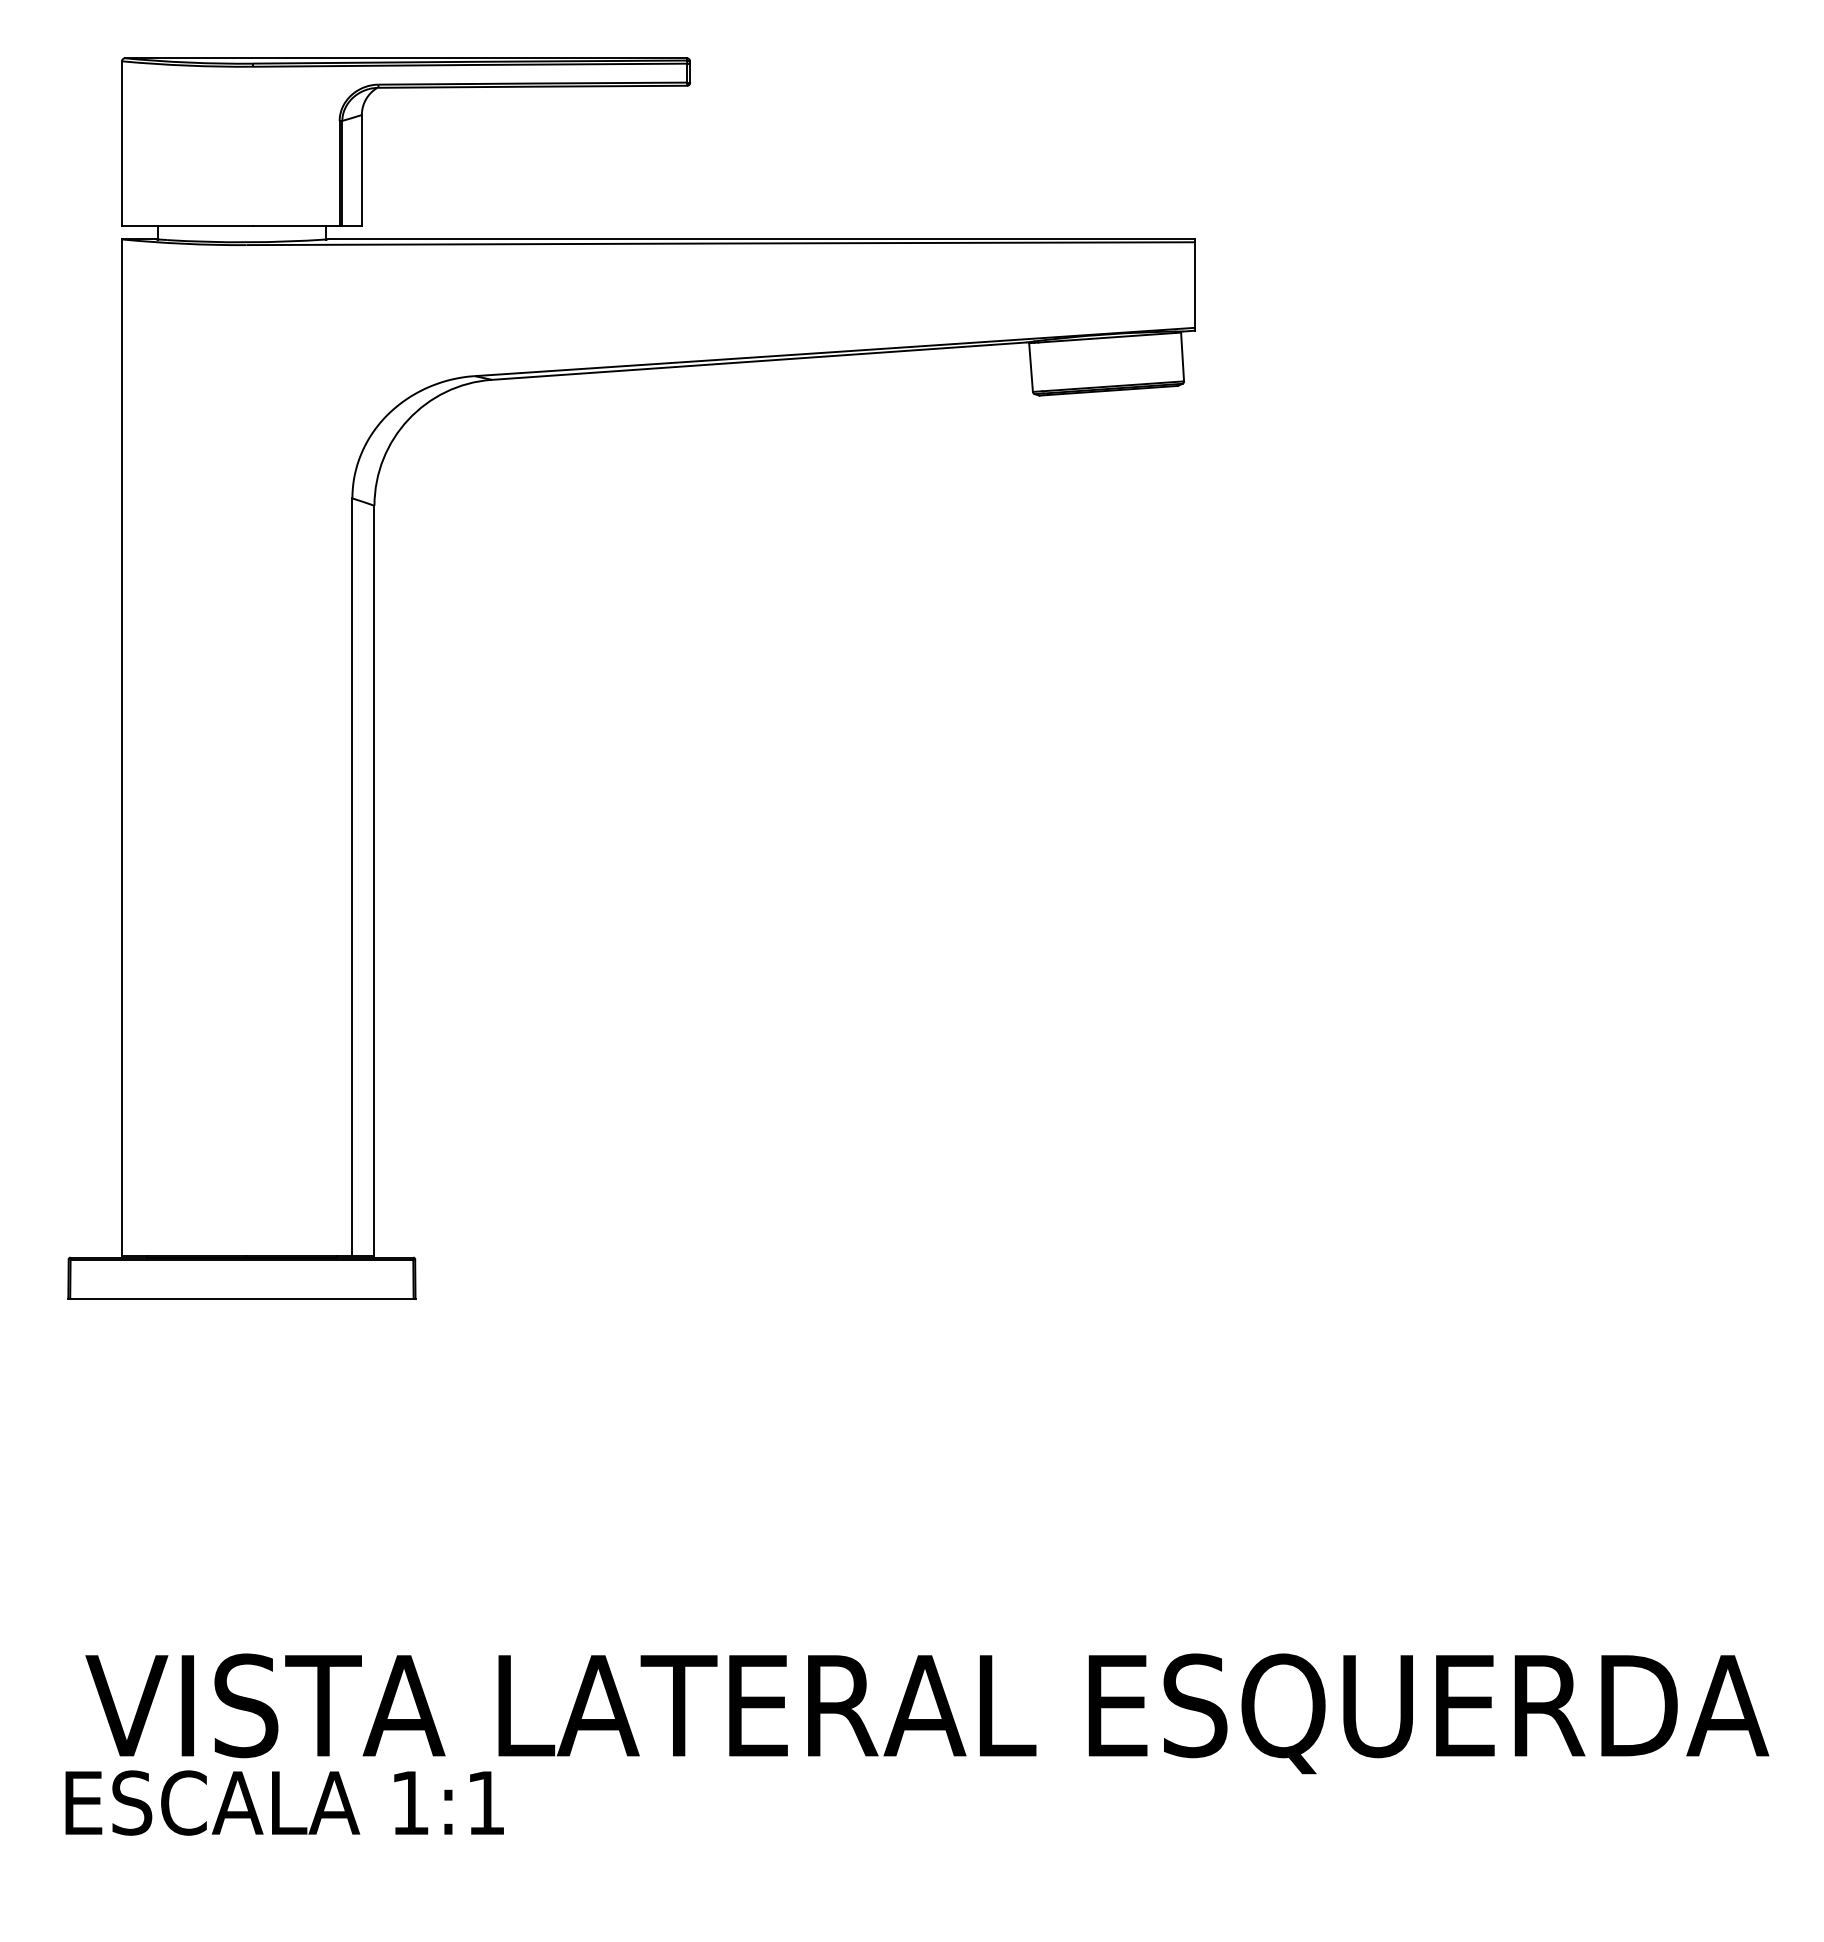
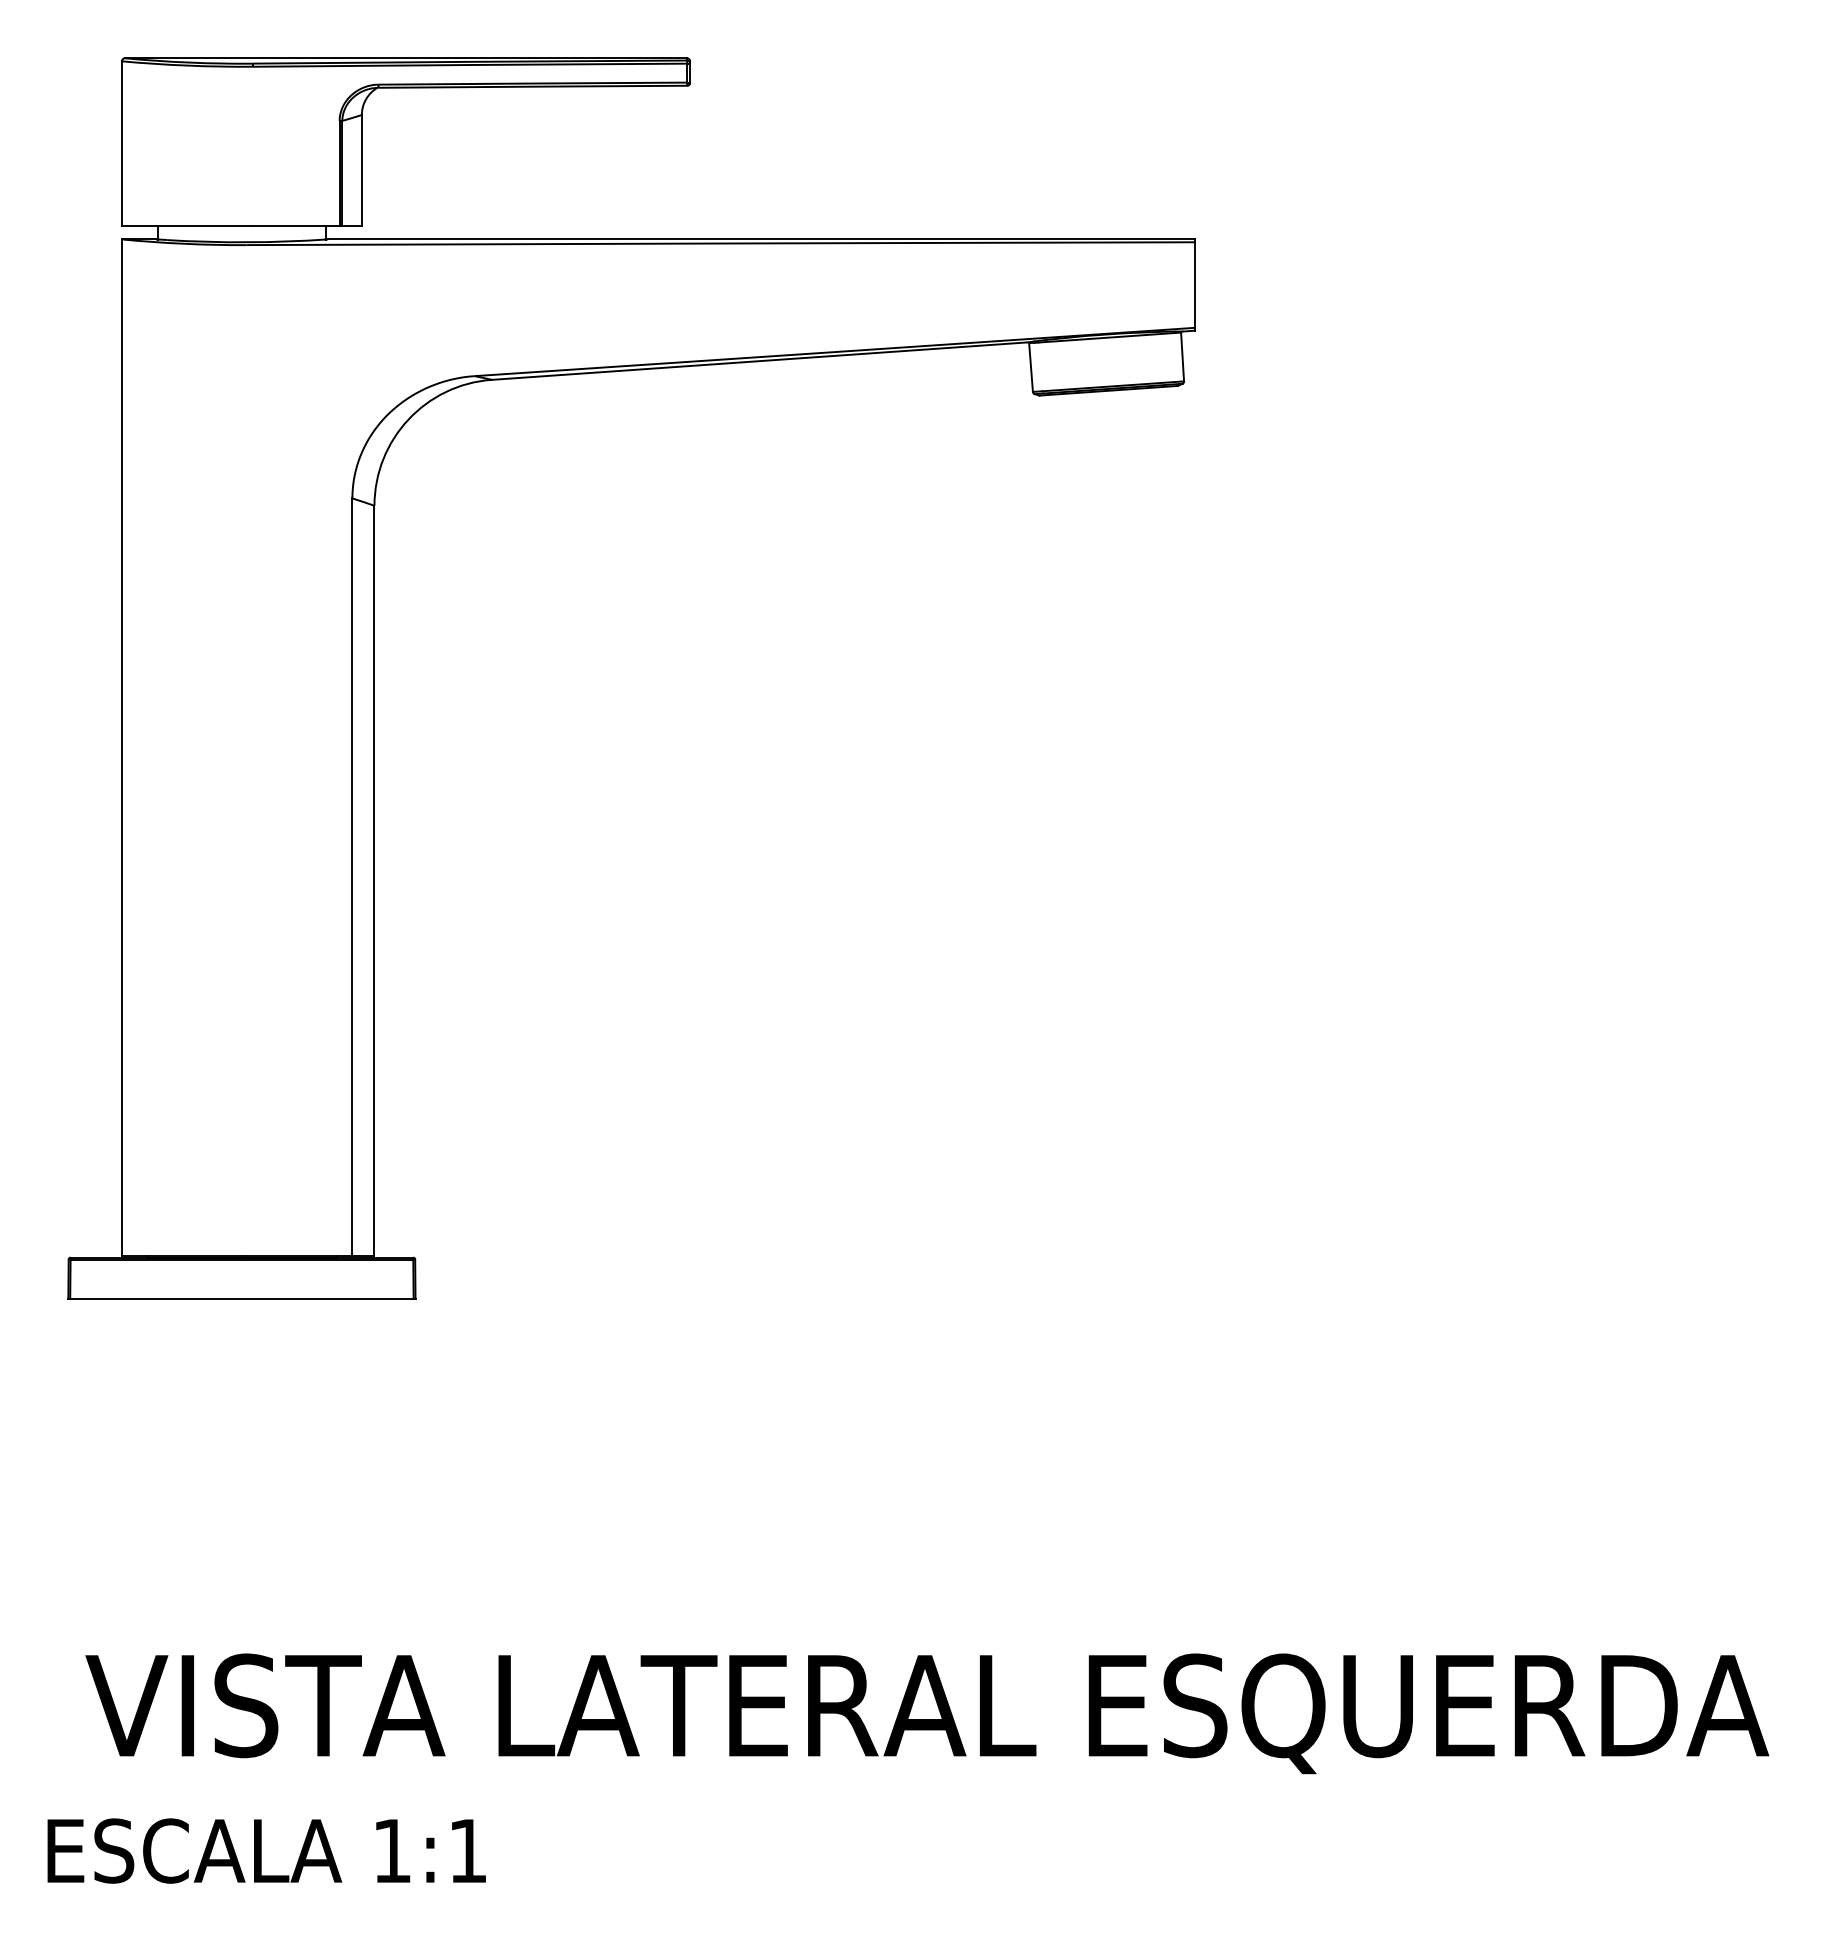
text position: (284, 1802) -> (266, 1850) (266, 1850)
